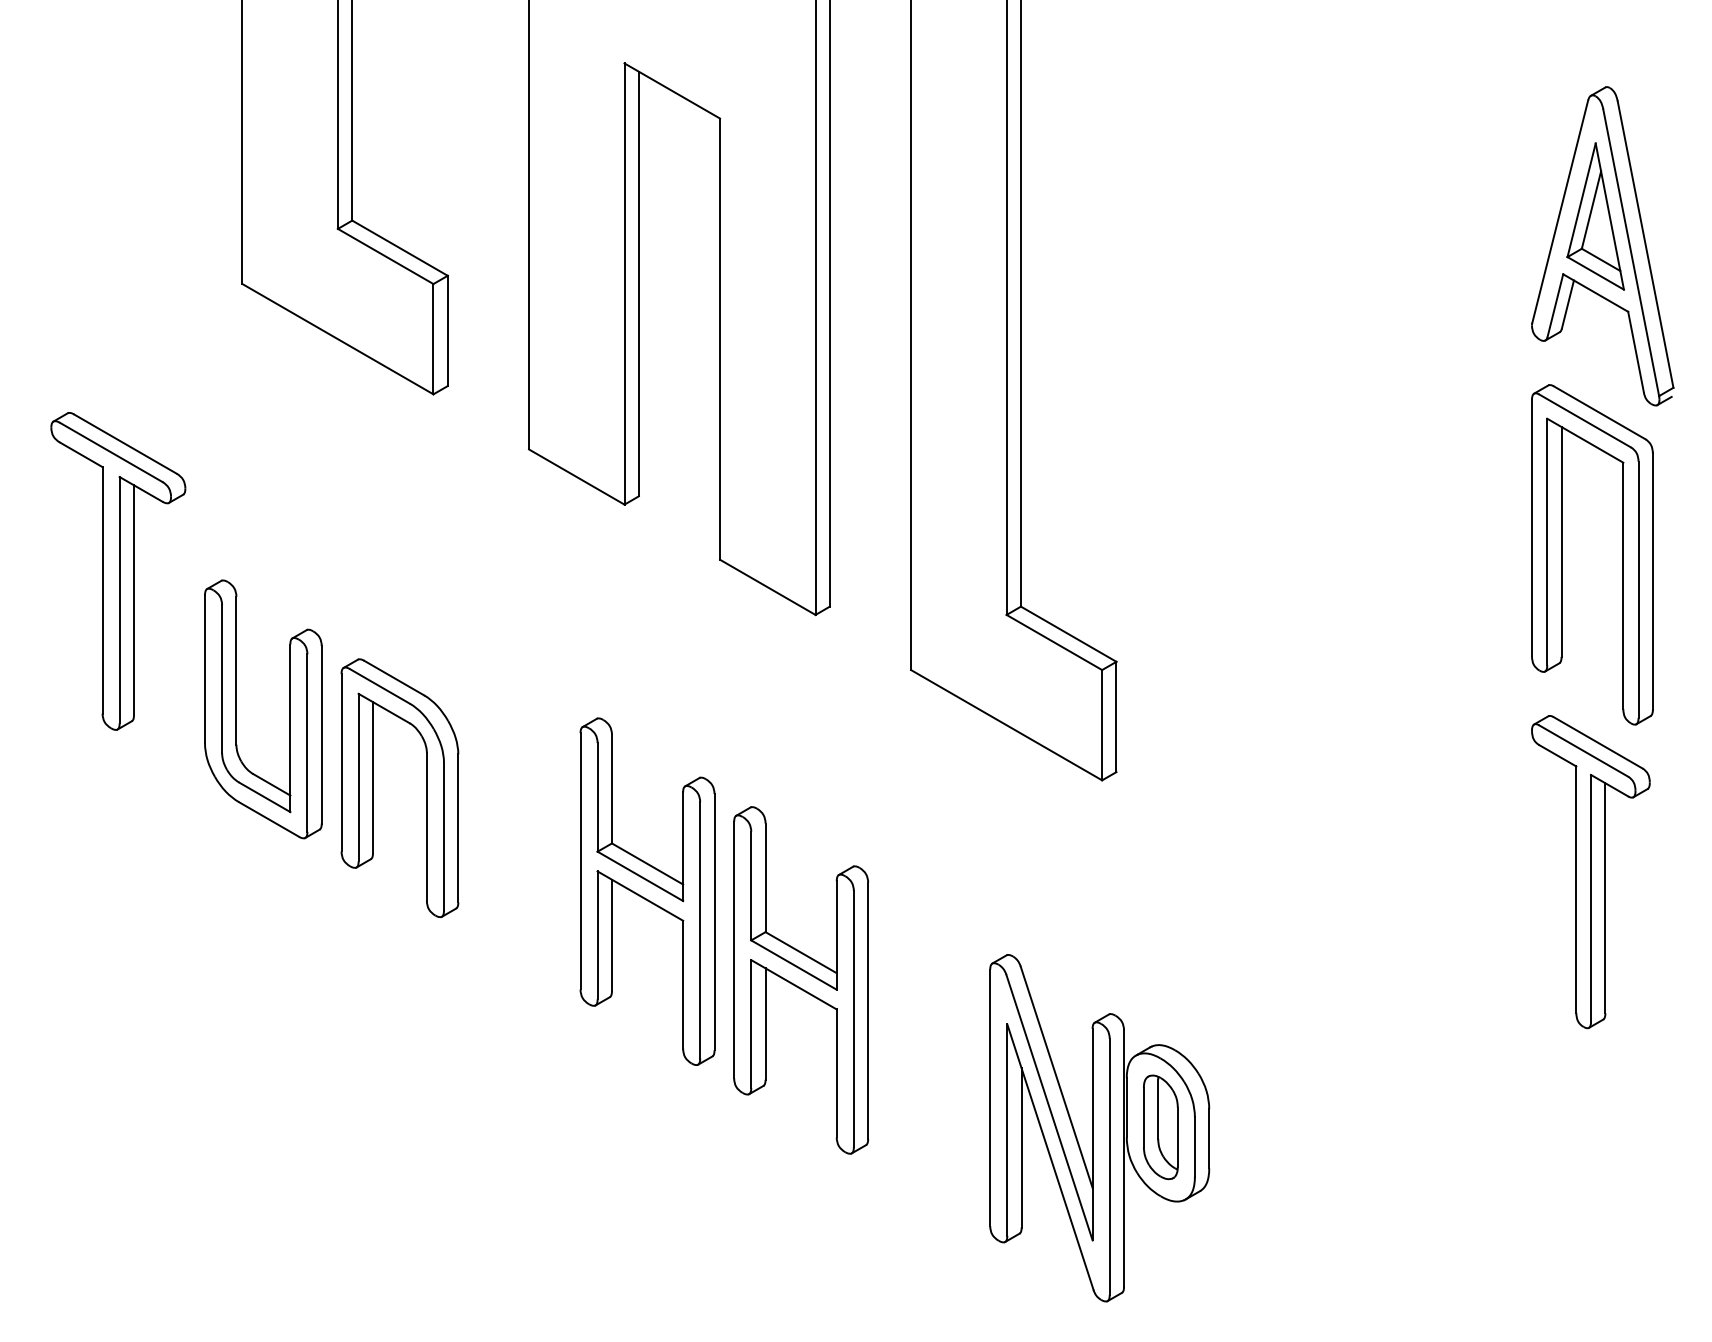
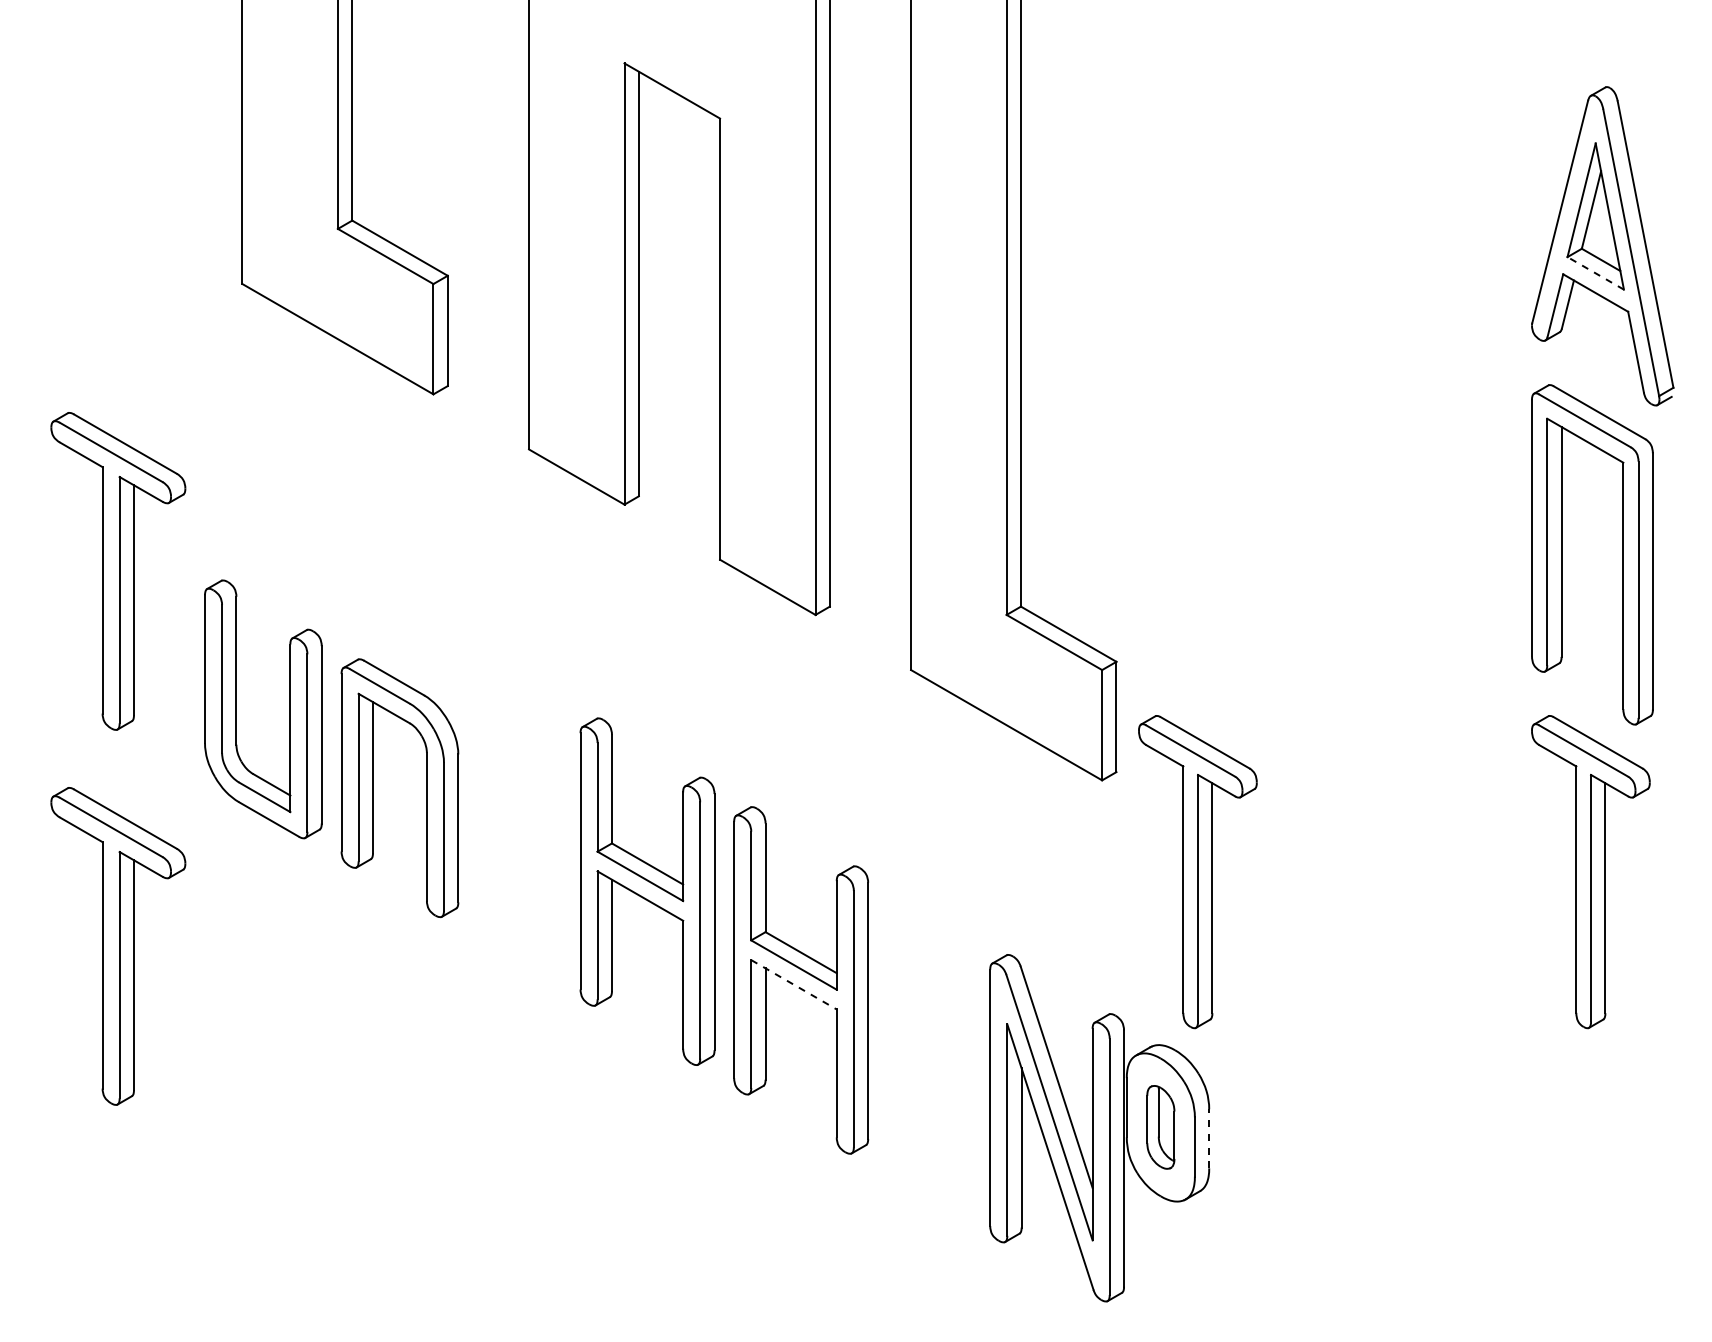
line: solid -> dashed (1595, 273)
part: none -> present (1197, 872)
part: none -> present (118, 946)
line: solid -> dashed (794, 985)
part size: 36x107 px -> 30x85 px (1160, 1127)
line: solid -> dashed (1209, 1138)
